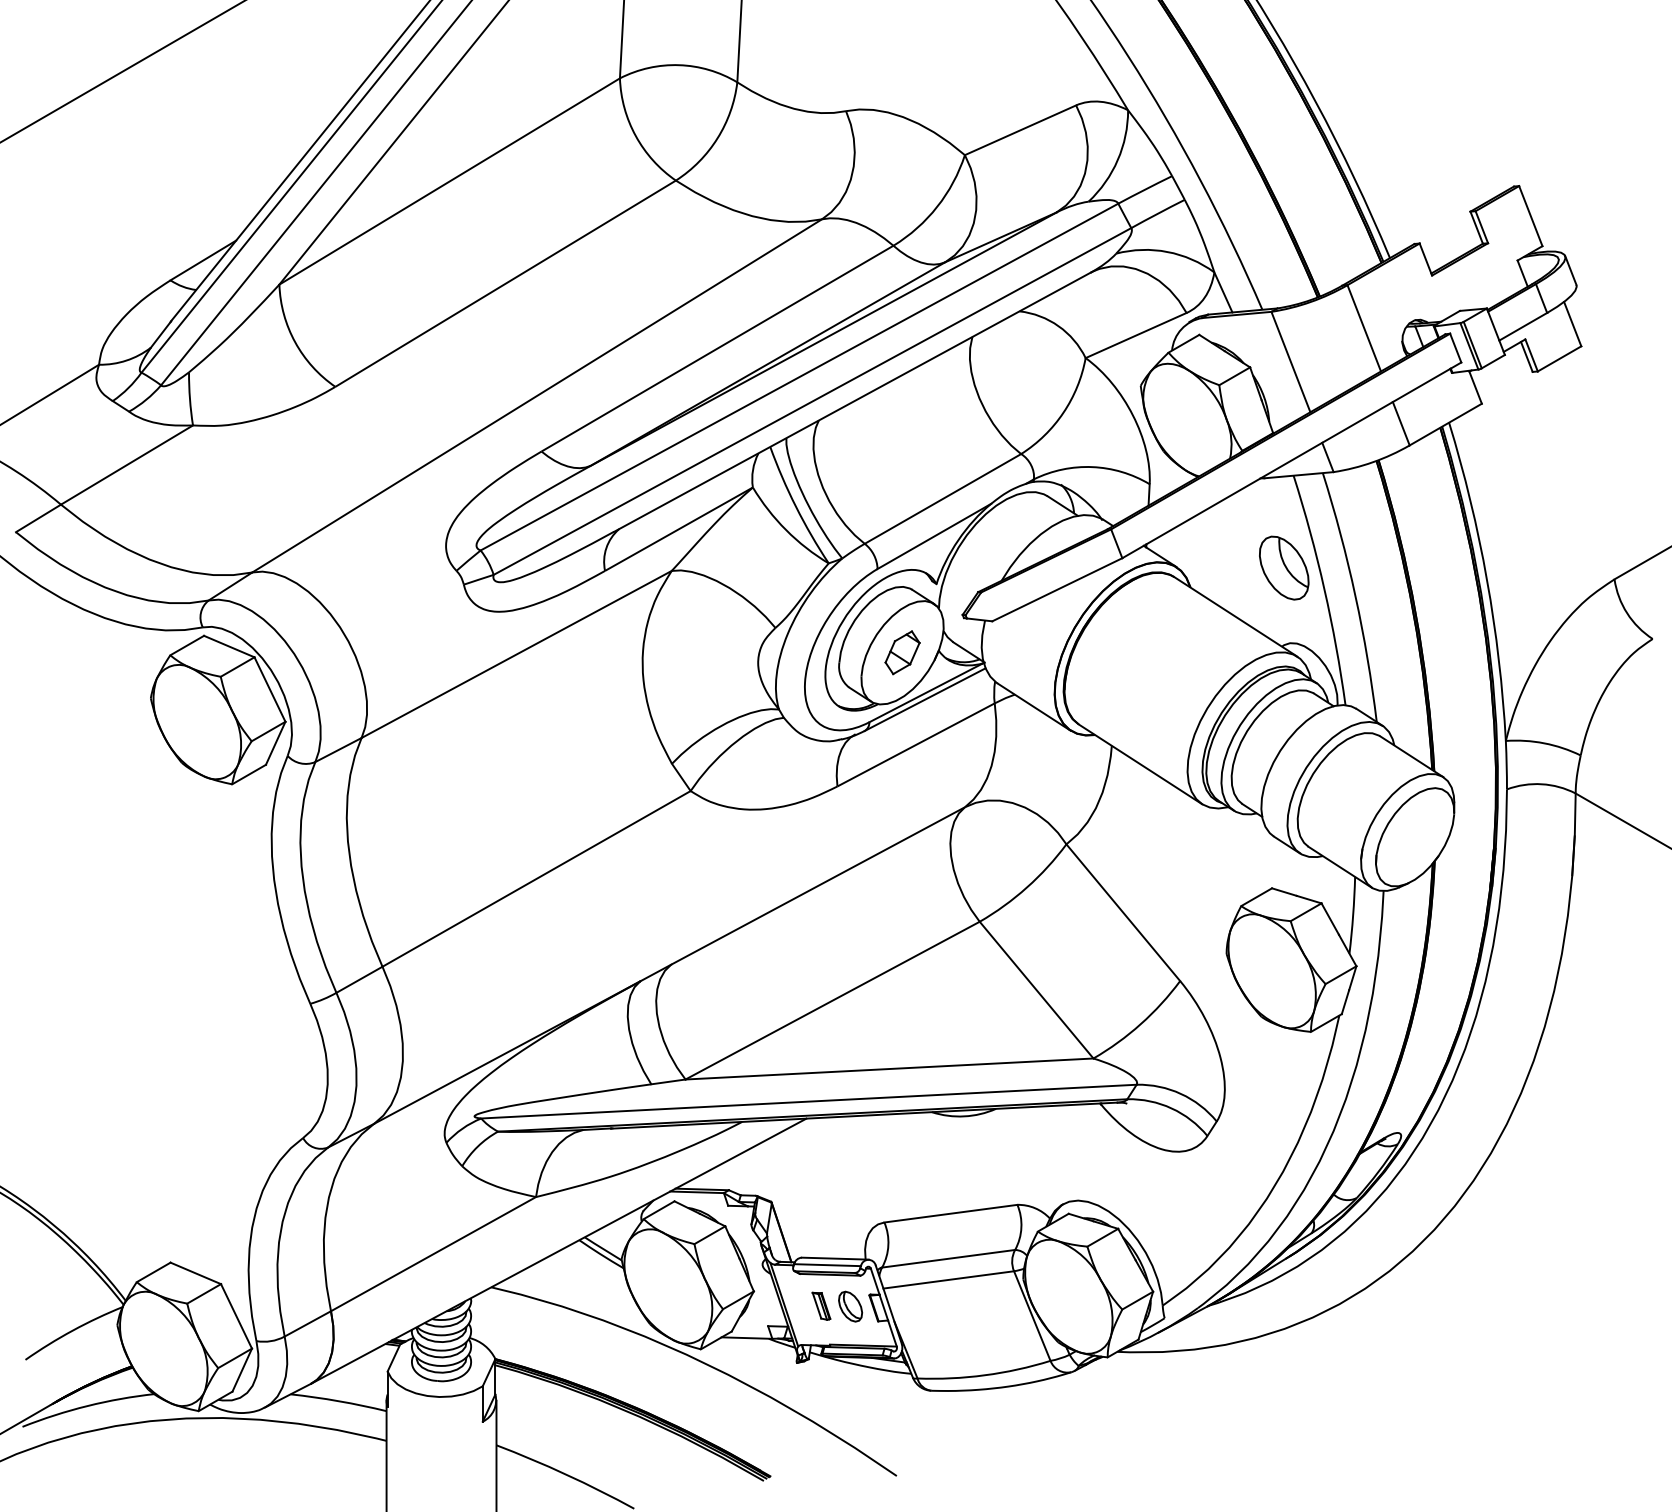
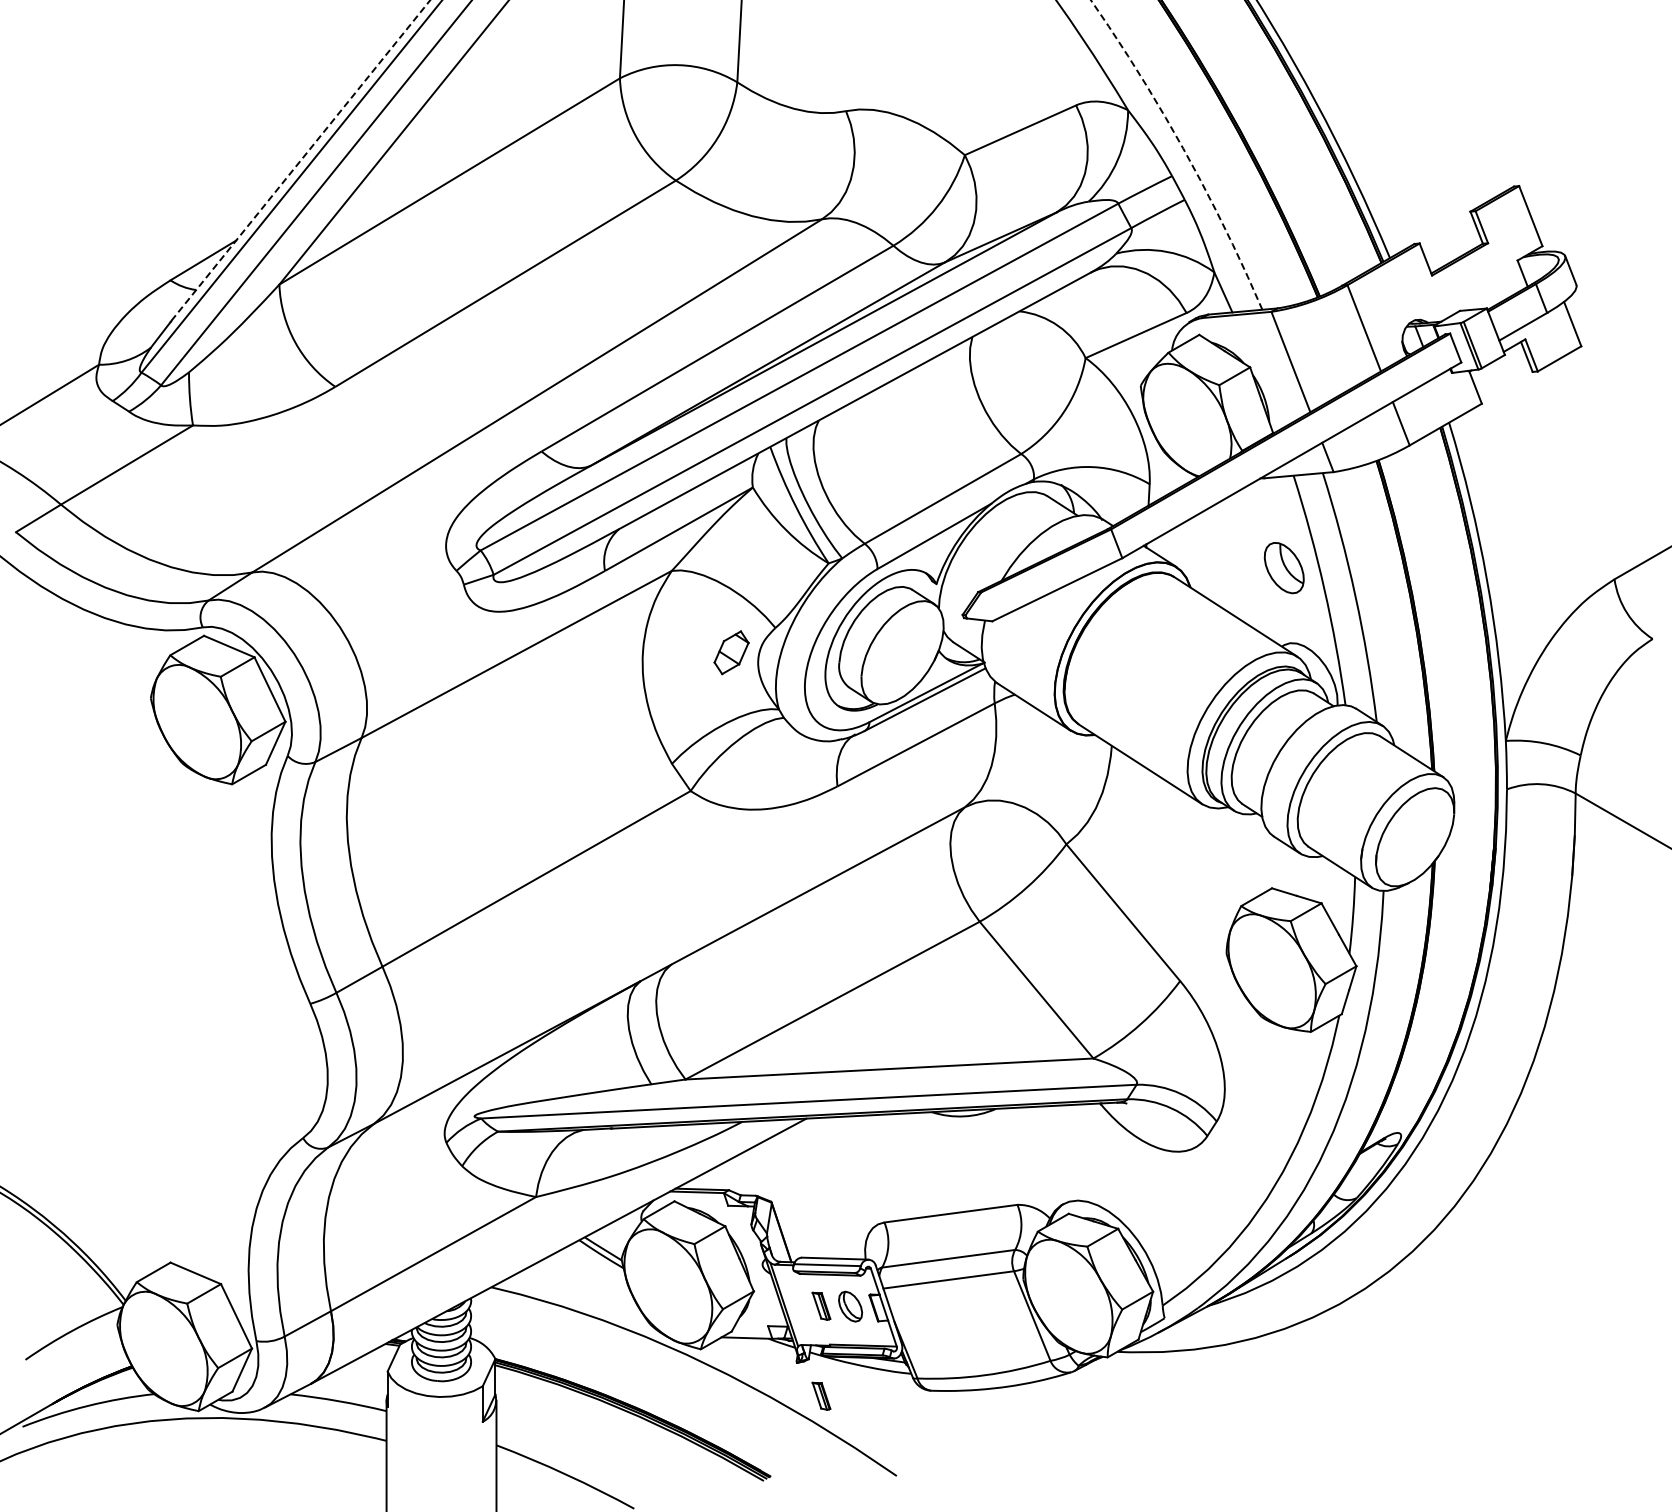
line: present -> none (121, 71)
arc: solid -> dashed (1184, 150)
line: solid -> dashed (300, 160)
part size: 51x66 px -> 42x53 px (1283, 568)
part position: (902, 652) -> (731, 652) (731, 652)
part: none -> present (821, 1395)
